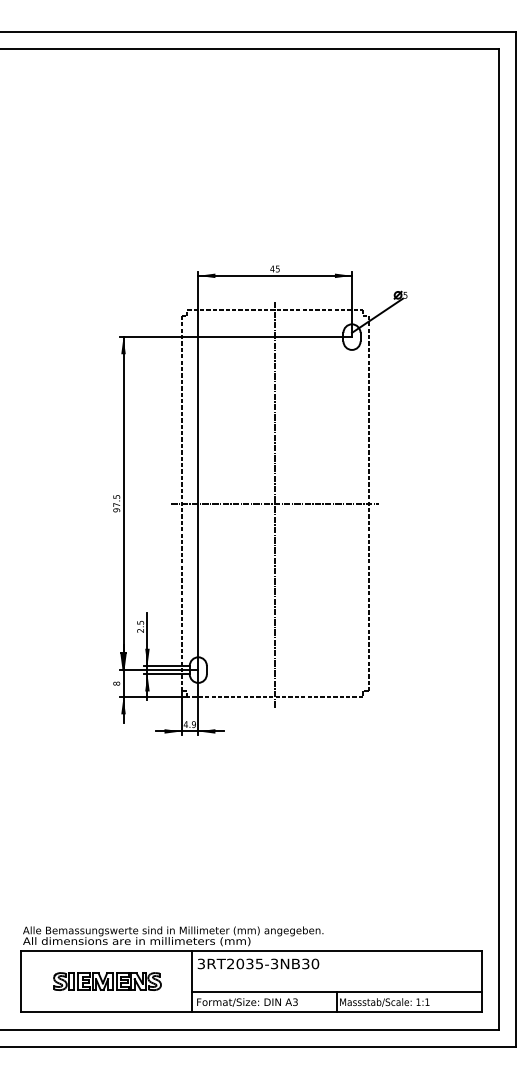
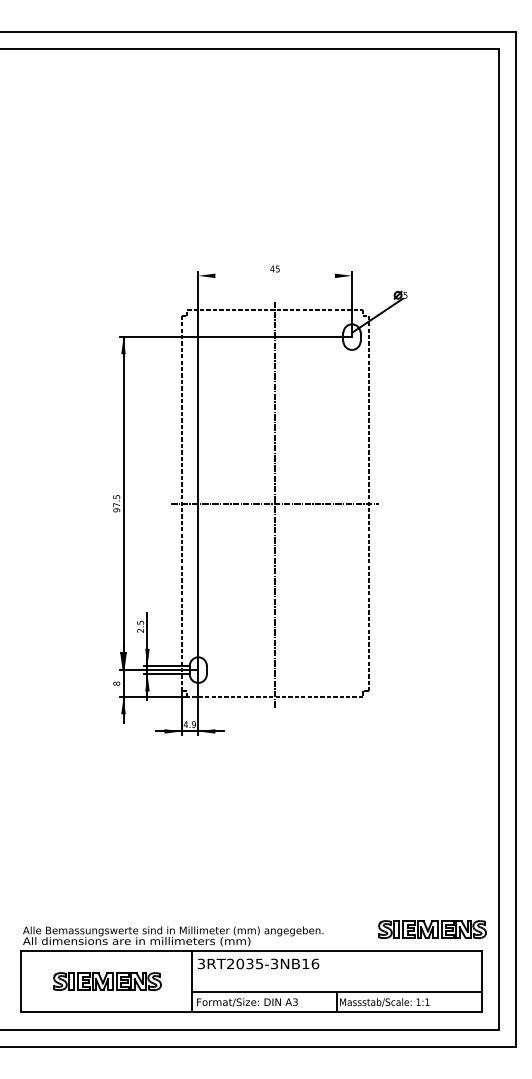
line: present -> none (275, 275)
part: none -> present (432, 929)
text: 3RT2035-3NB30 -> 3RT2035-3NB16 (310, 963)
